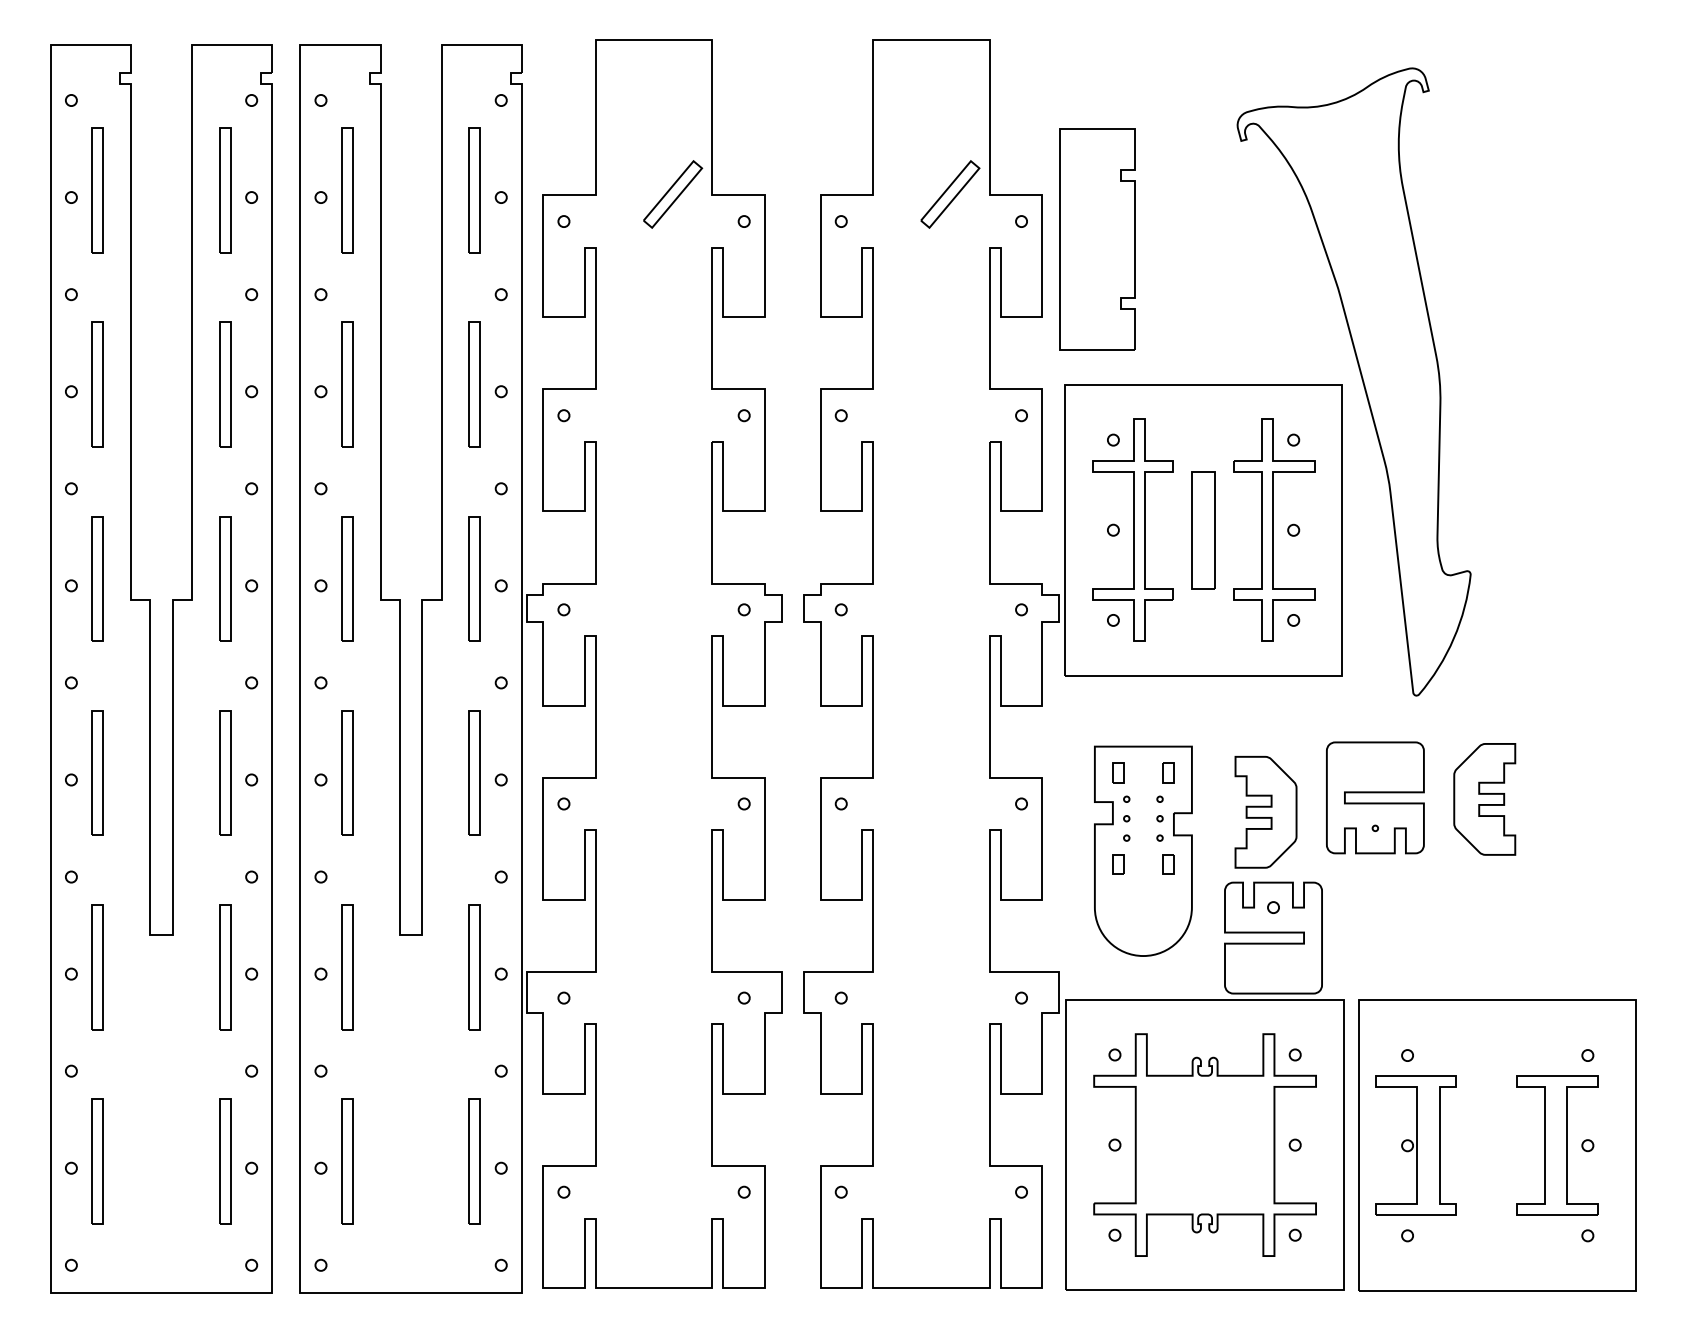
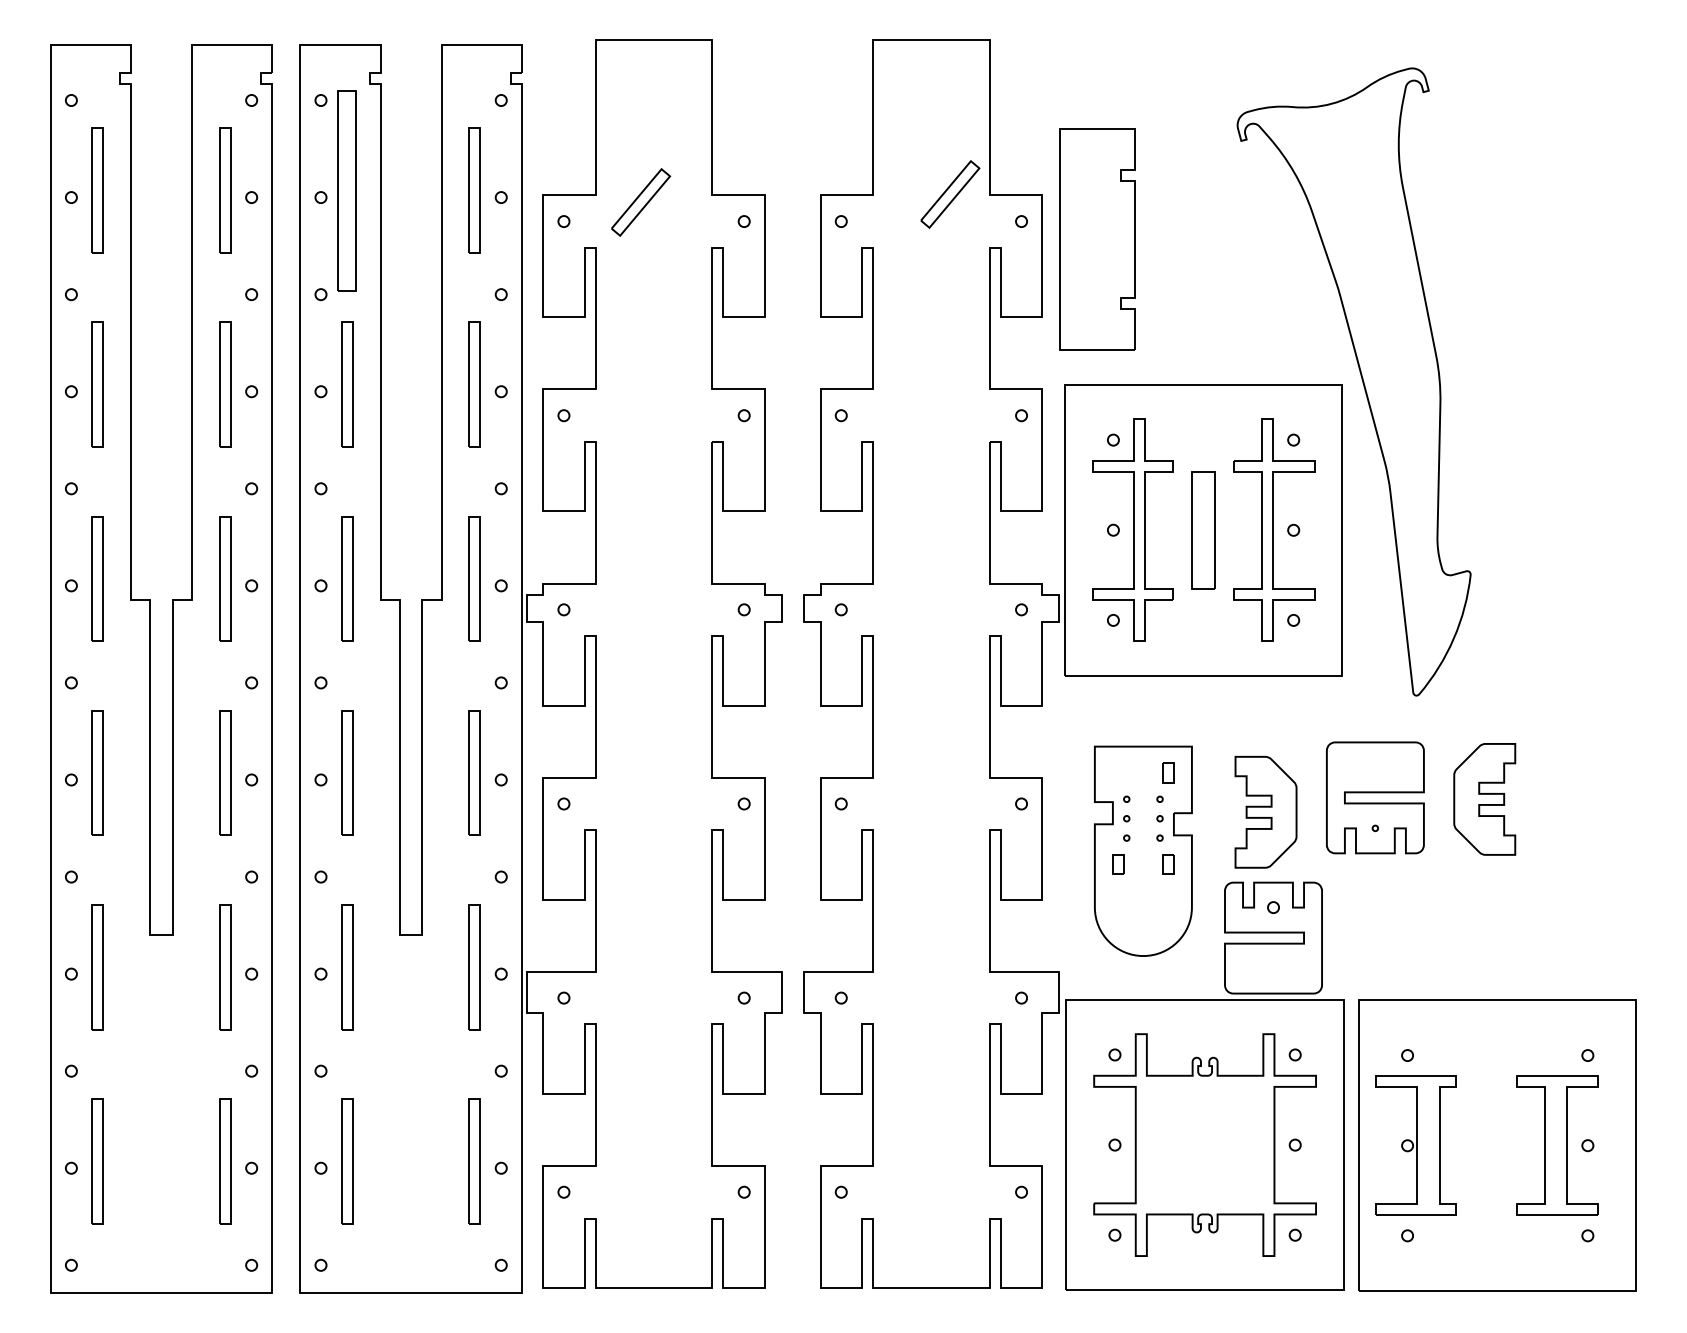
part size: 13x127 px -> 20x202 px (346, 190)
part position: (673, 194) -> (641, 202) (641, 202)
part: present -> none (1118, 772)
